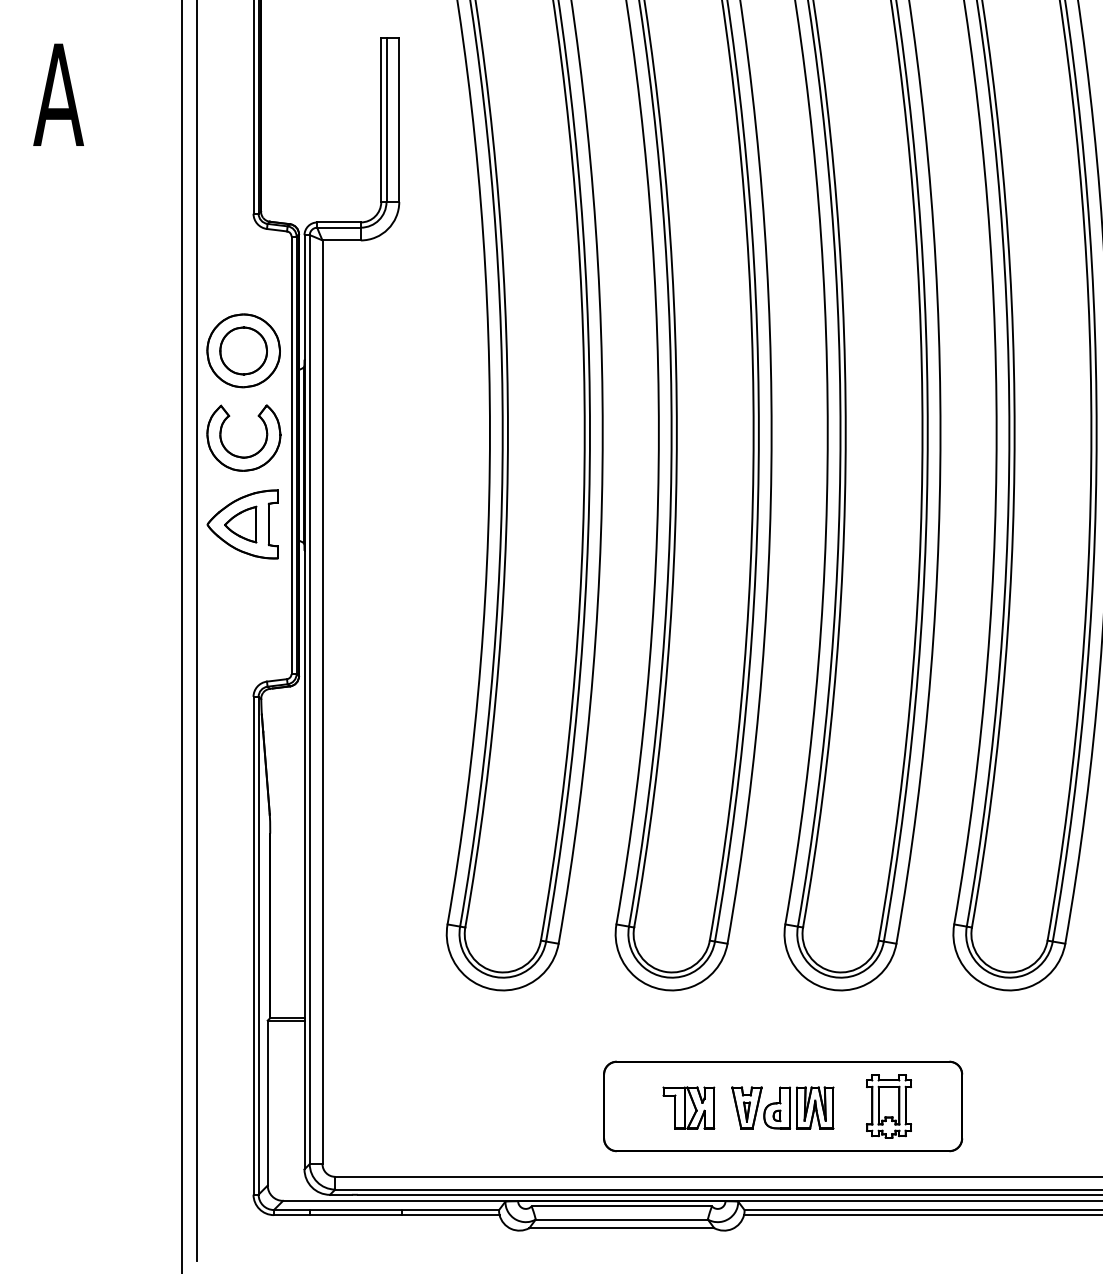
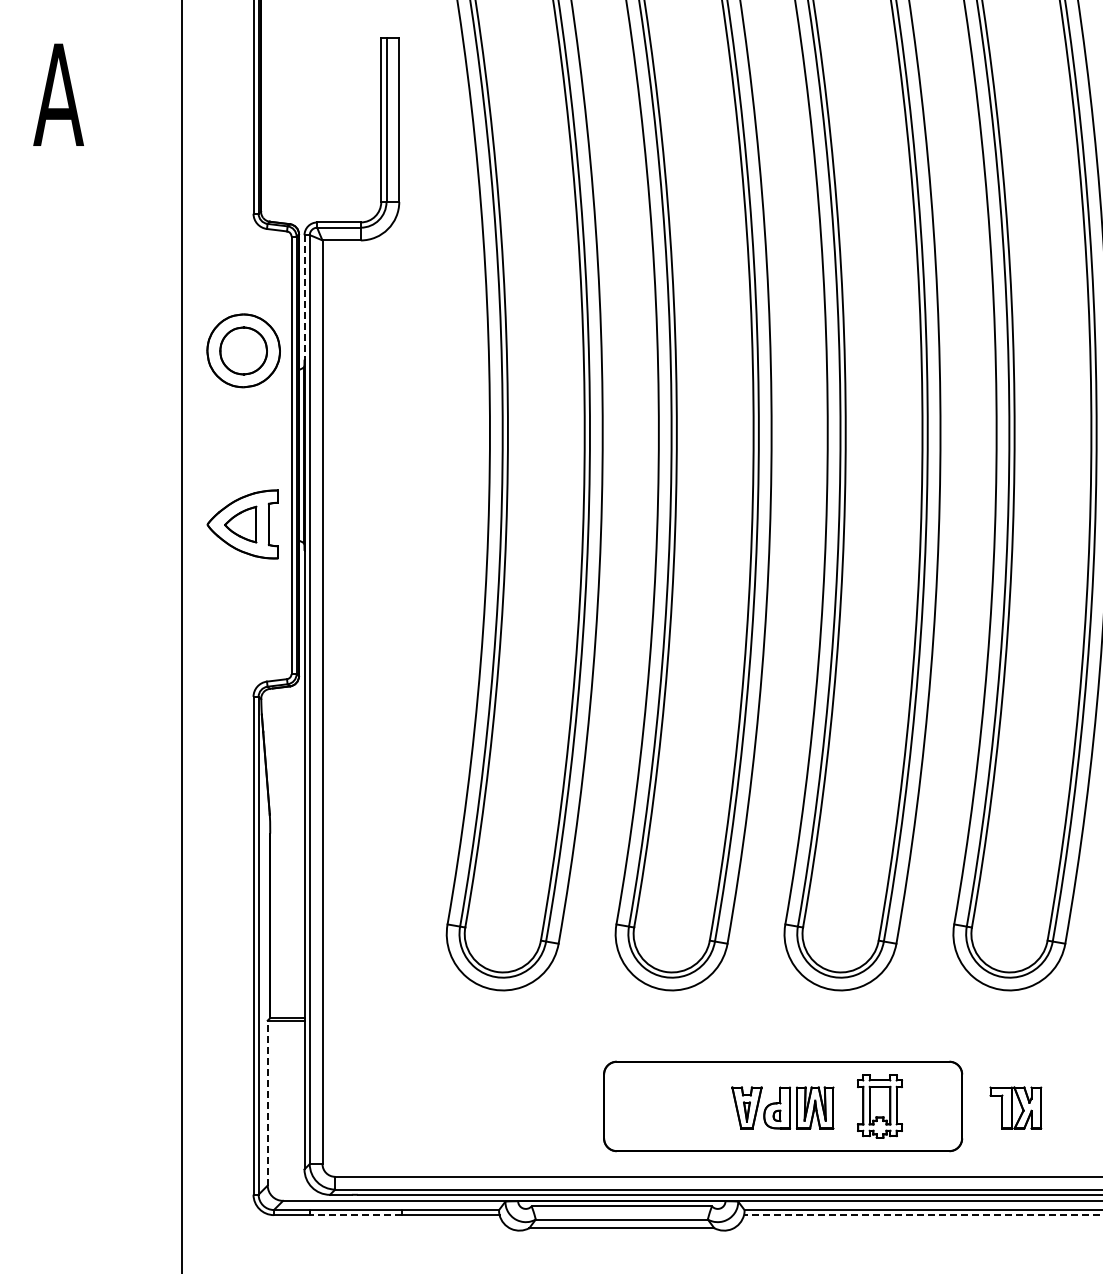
line: solid -> dashed (304, 297)
part: present -> none (238, 455)
line: present -> none (197, 631)
line: solid -> dashed (267, 1102)
part position: (888, 1106) -> (879, 1106) (879, 1106)
part position: (688, 1107) -> (1015, 1107) (1015, 1107)
line: solid -> dashed (355, 1215)
line: solid -> dashed (923, 1215)
